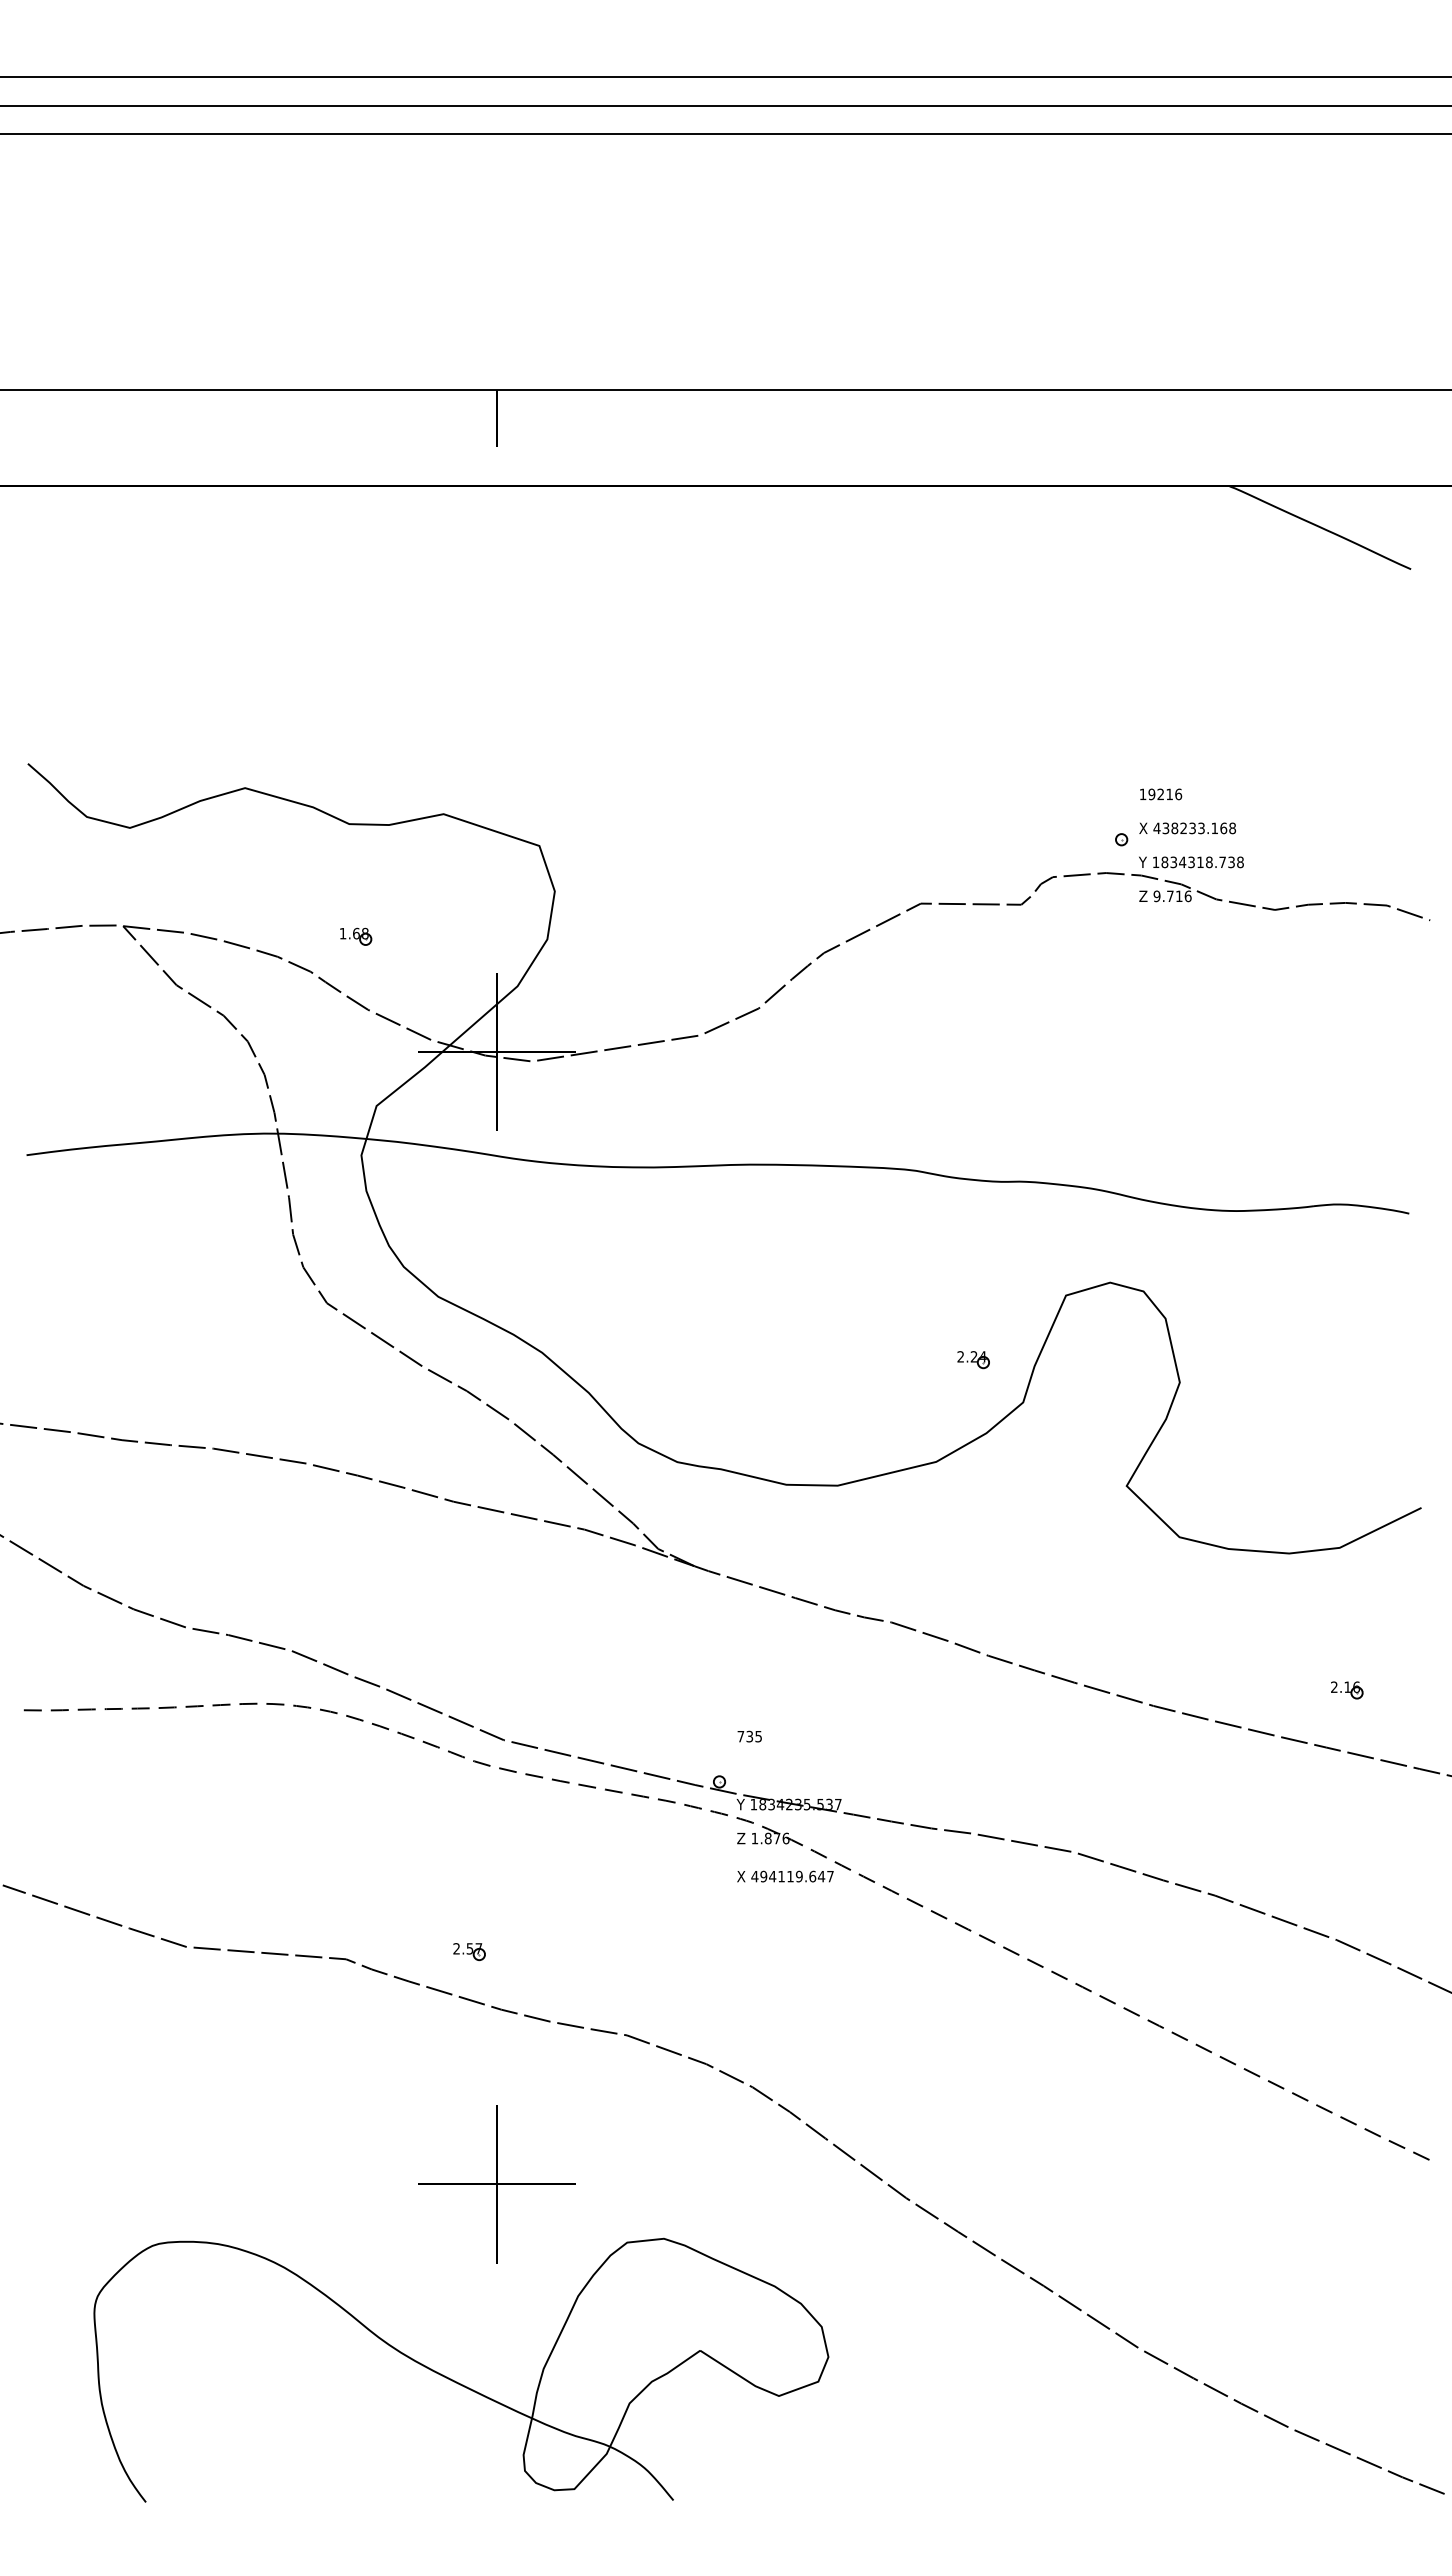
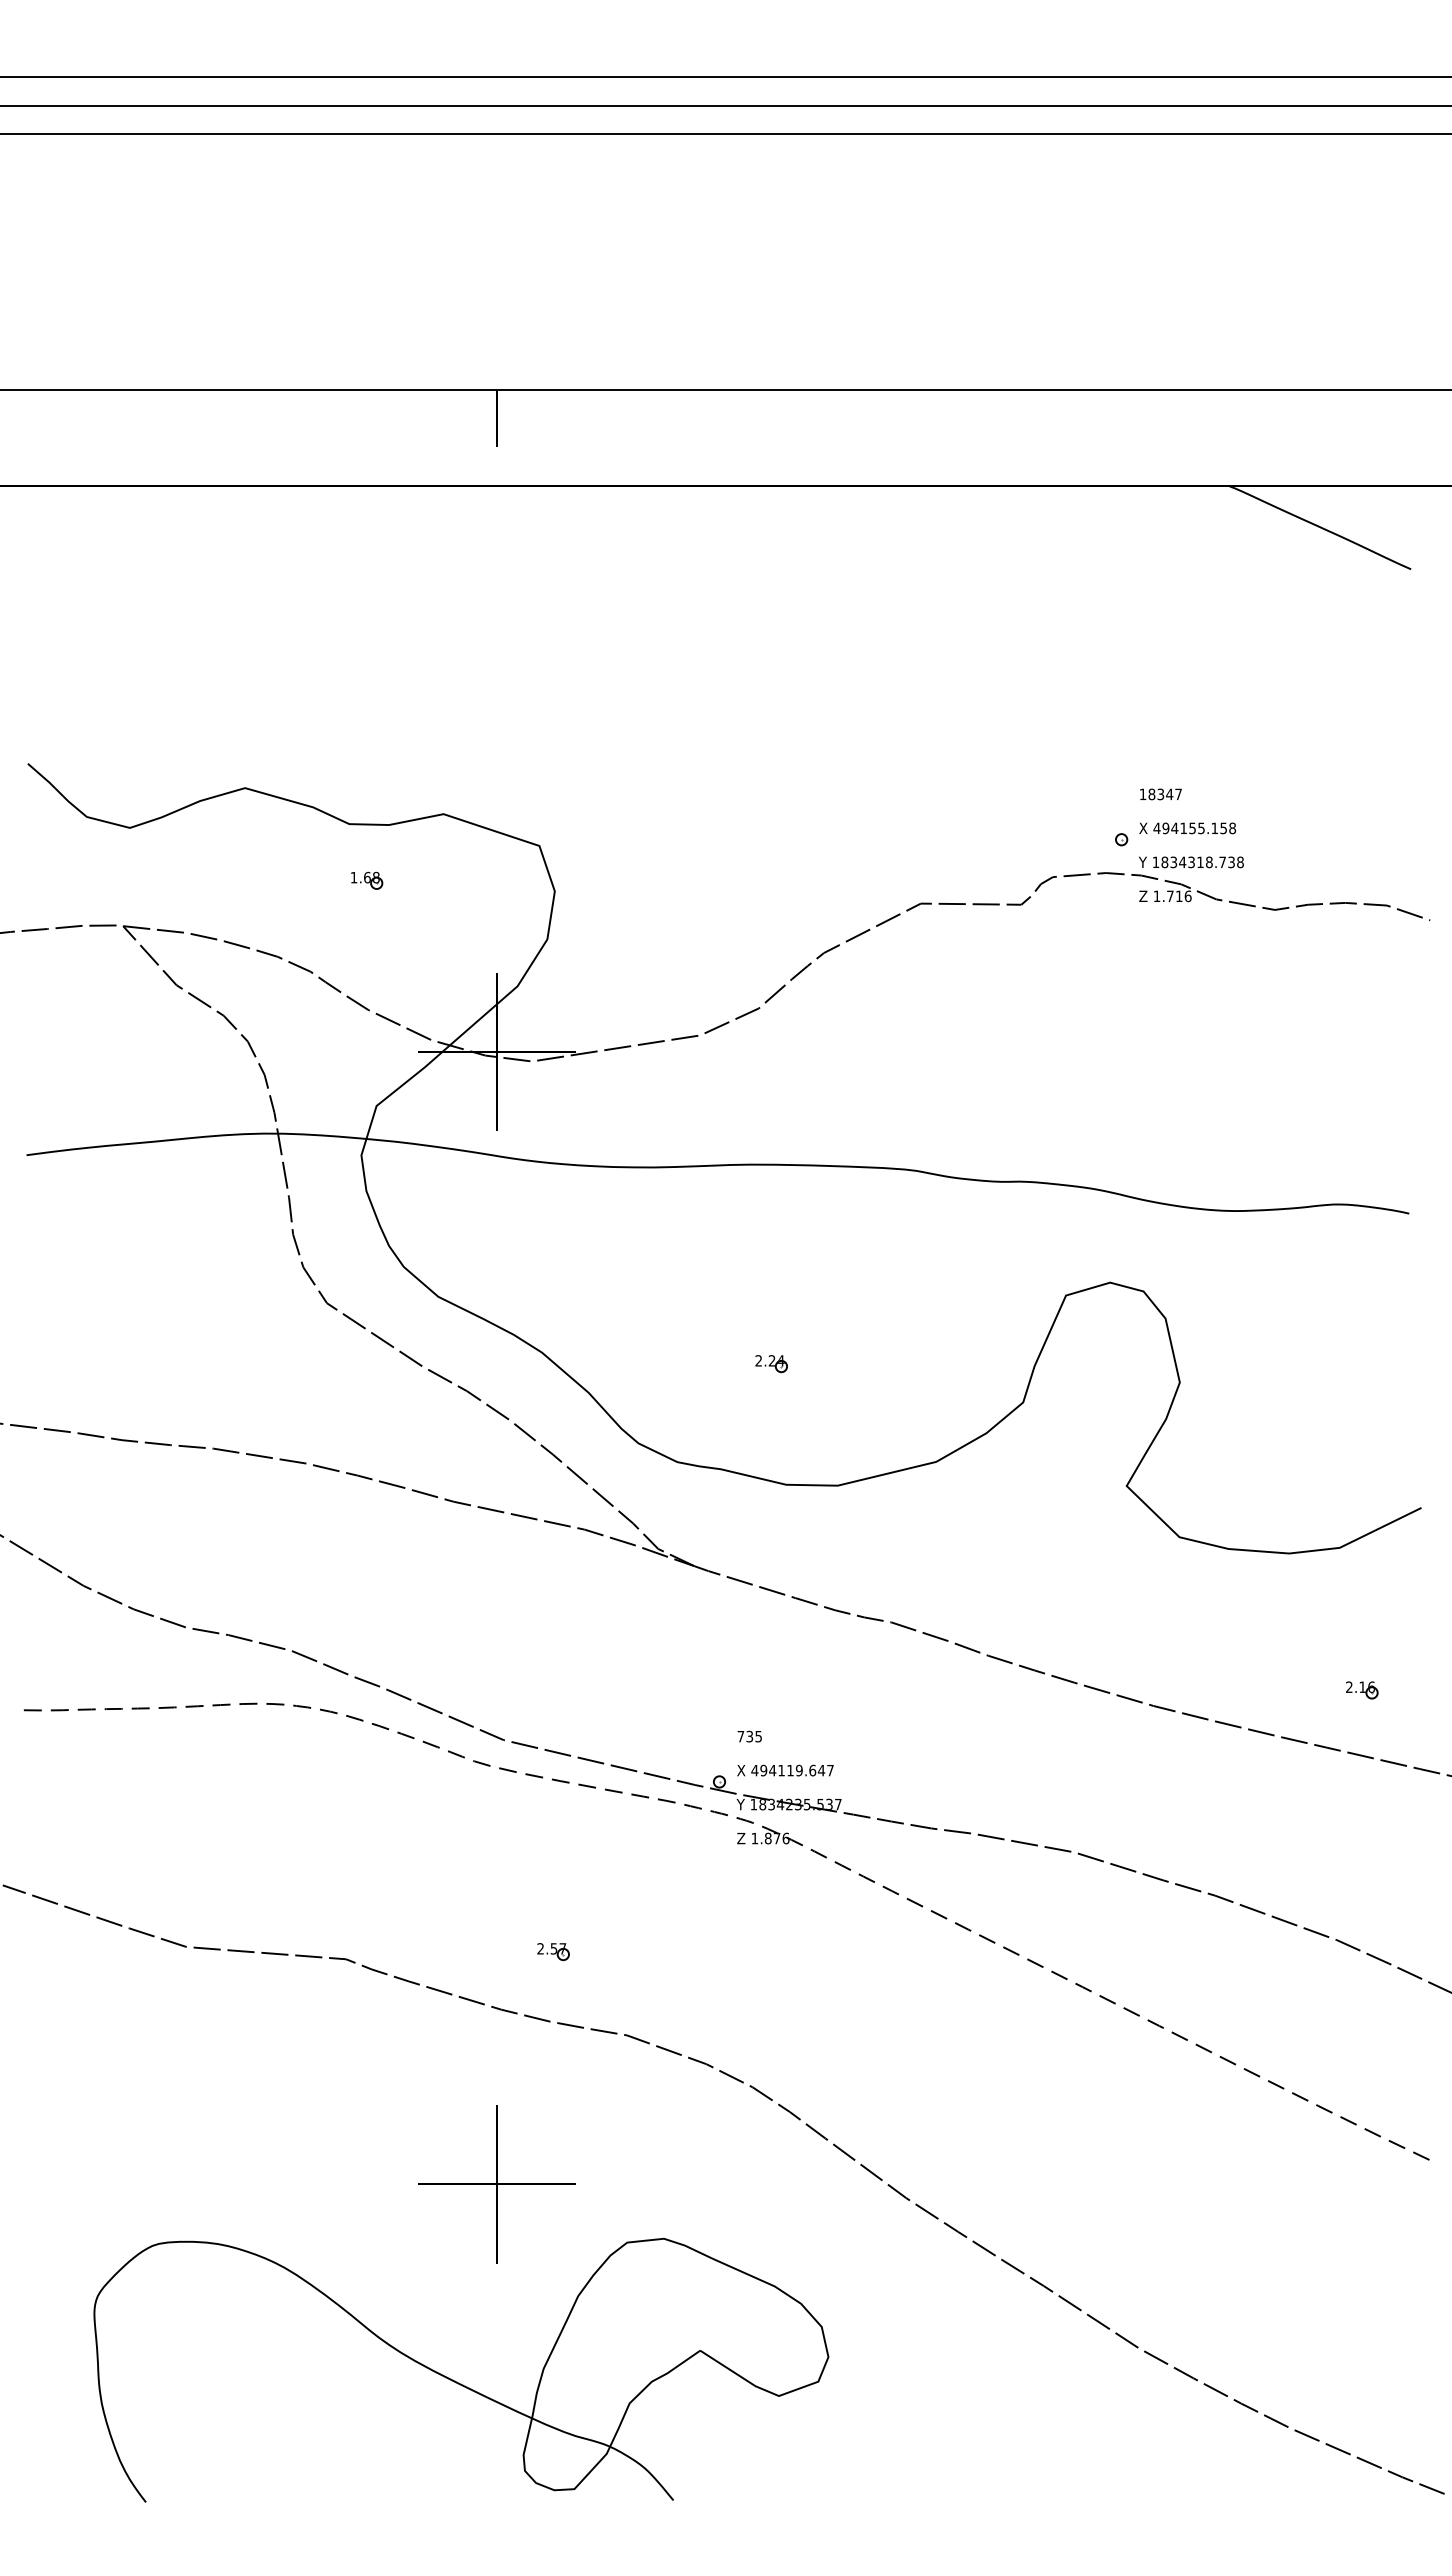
text: 19216 -> 18347 (1165, 794)
text: 438233.168 -> 494155.158 (1194, 828)
text: 9.716 -> 1.716 (1156, 896)
part position: (356, 936) -> (367, 880) (367, 880)
part position: (973, 1360) -> (771, 1364) (771, 1364)
part position: (1347, 1690) -> (1362, 1690) (1362, 1690)
text position: (785, 1876) -> (785, 1770) (785, 1770)
part position: (469, 1952) -> (553, 1952) (553, 1952)
